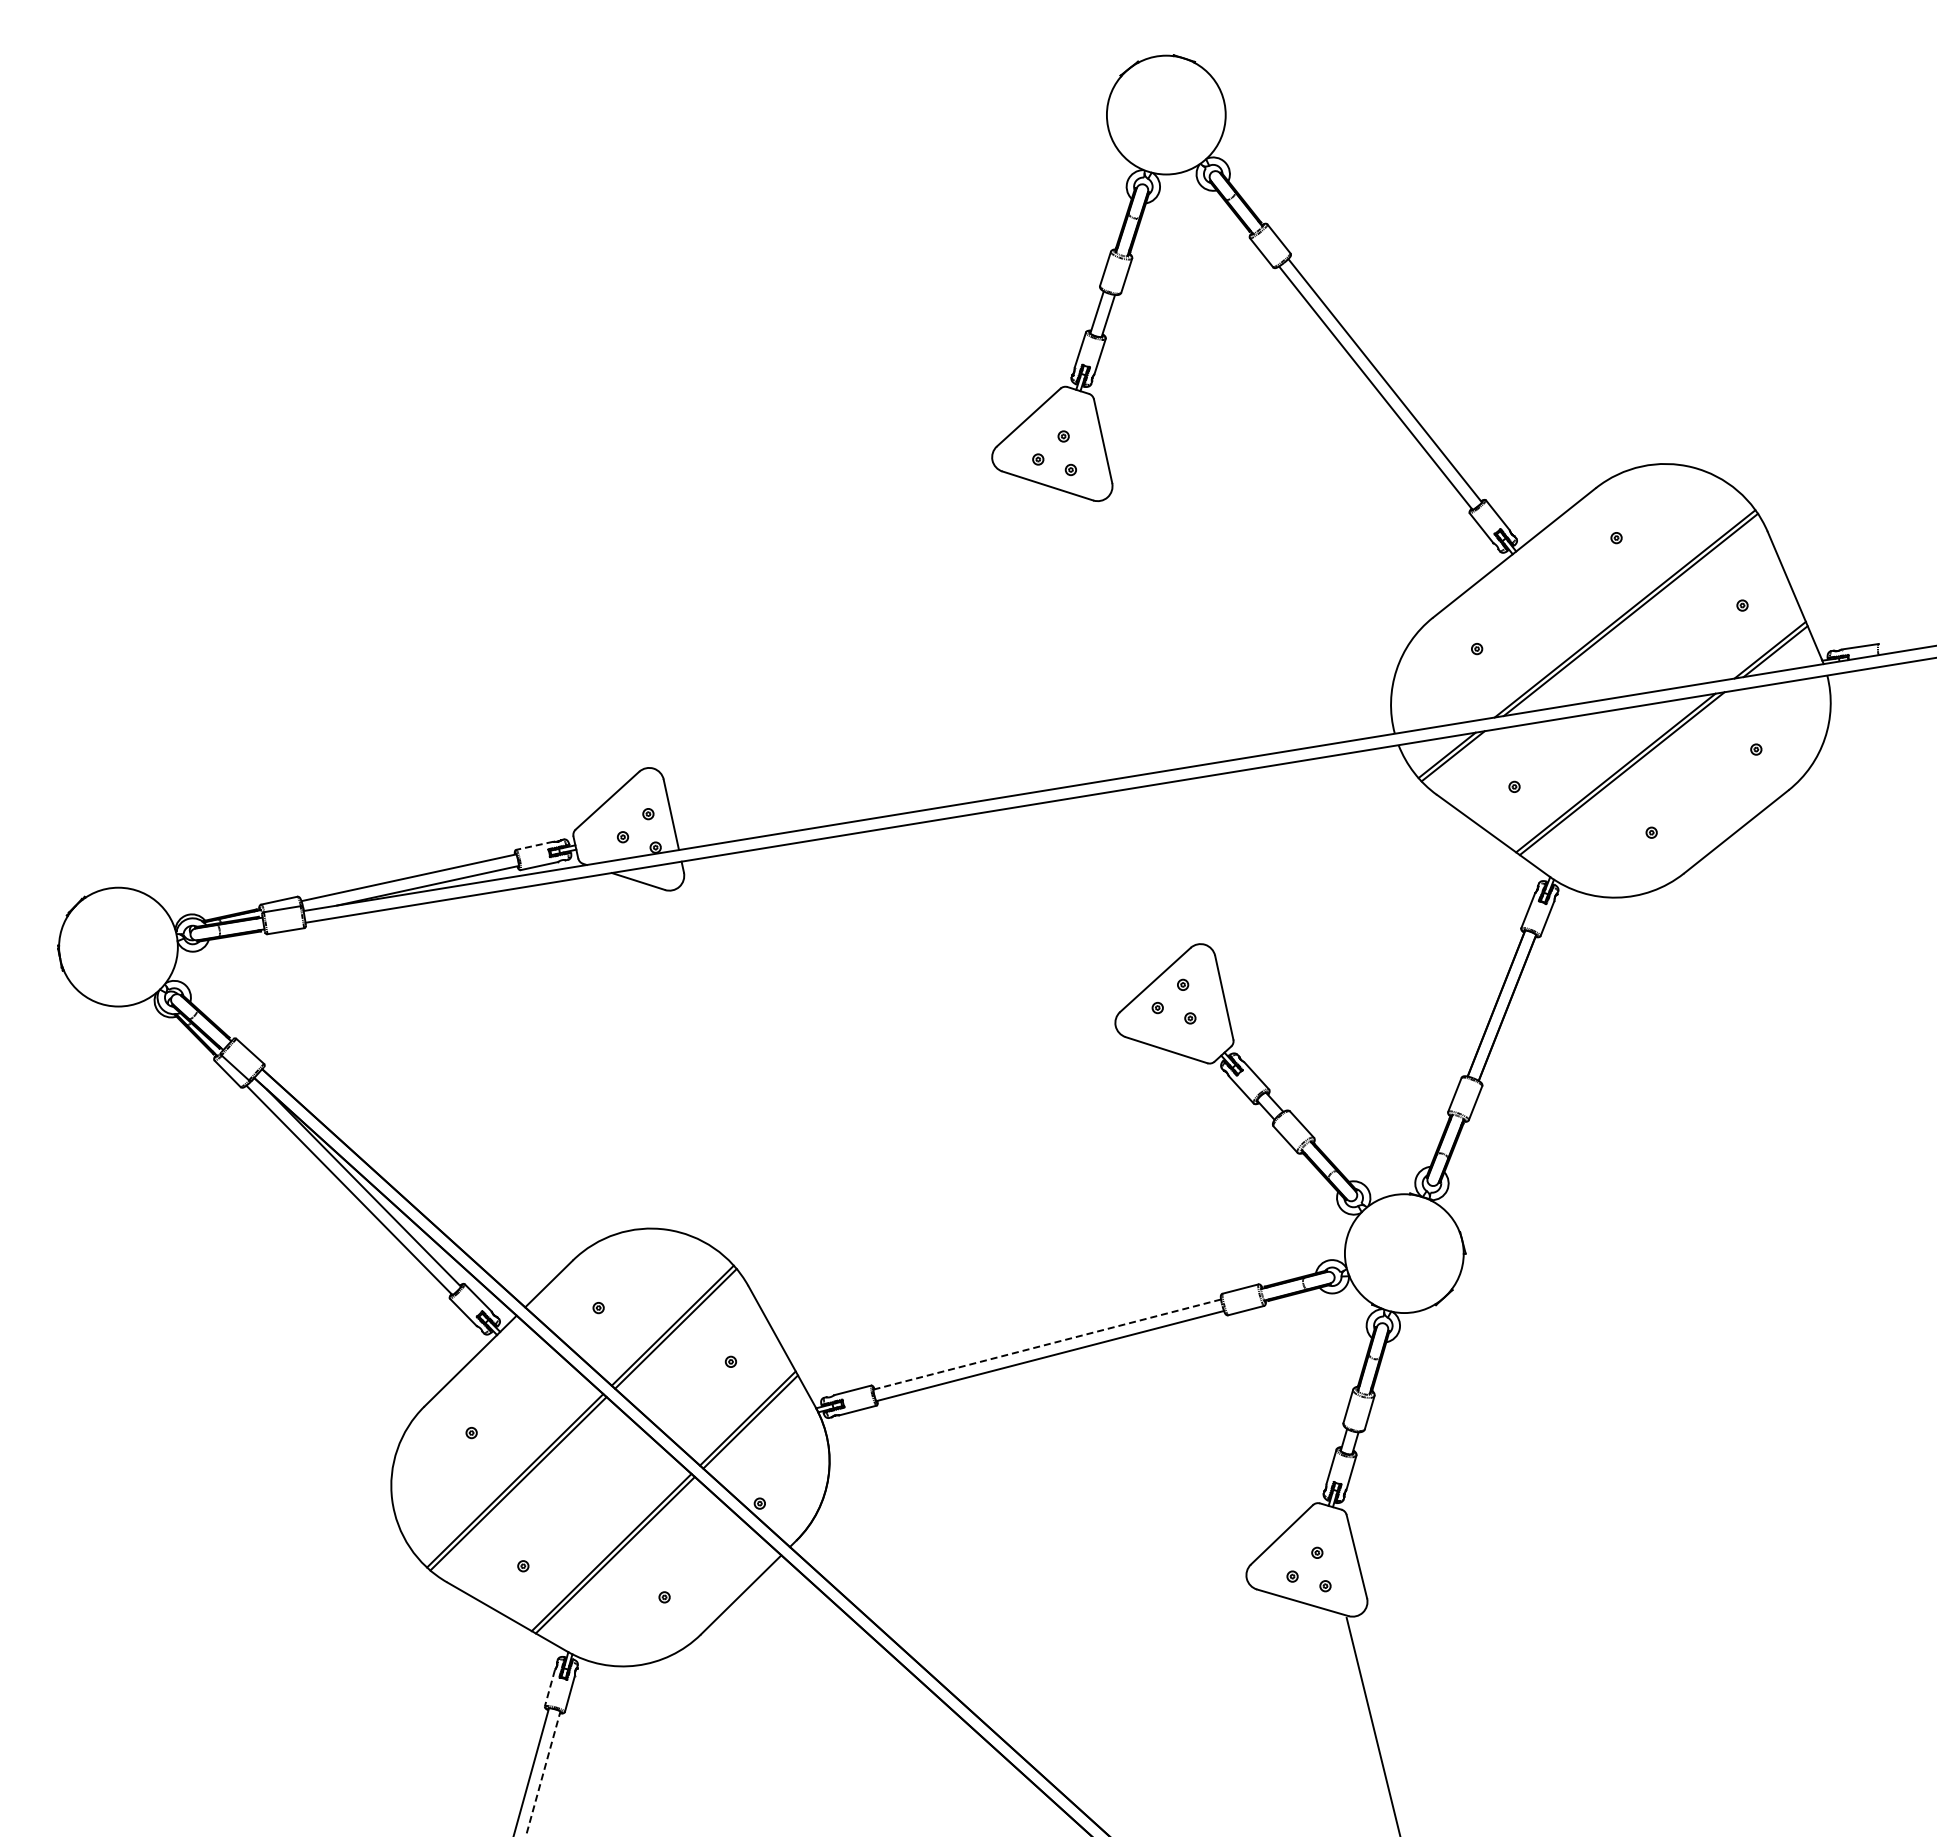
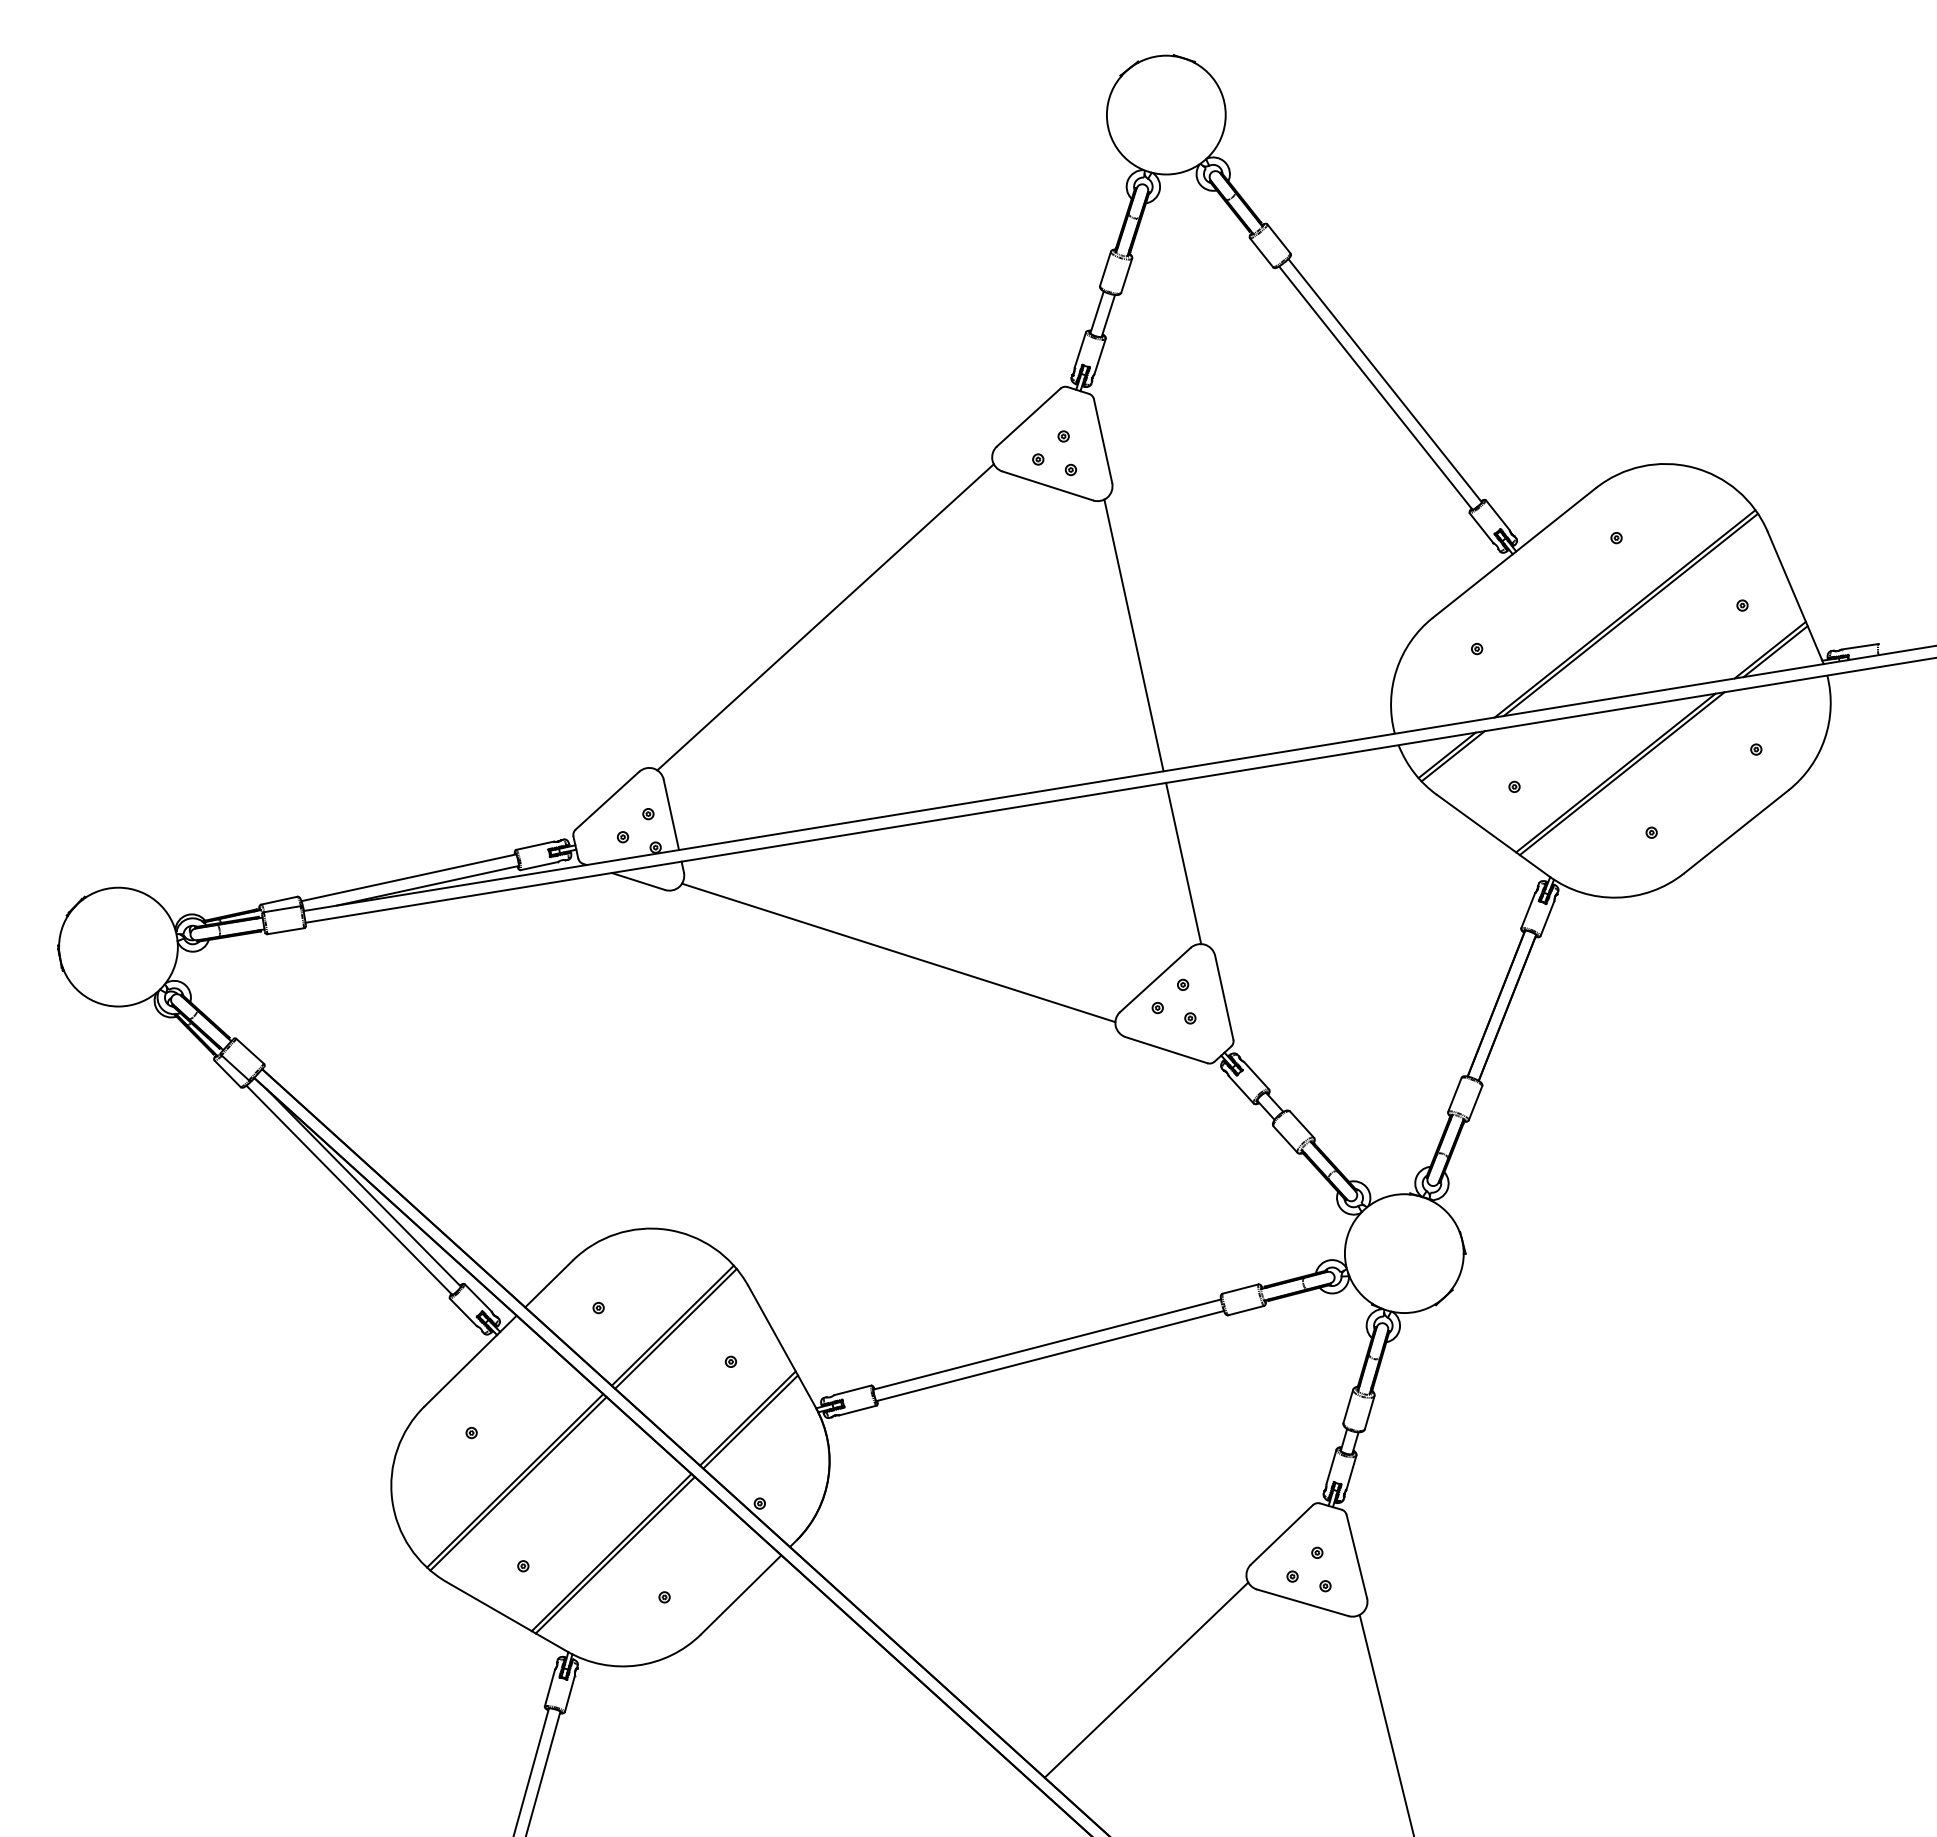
line: none -> present (825, 617)
line: none -> present (1133, 635)
line: dashed -> solid (534, 845)
line: none -> present (1183, 863)
line: none -> present (898, 952)
line: dashed -> solid (1047, 1344)
line: none -> present (1146, 1679)
line: dashed -> solid (549, 1688)
line position: (1372, 1725) -> (1386, 1723) (1386, 1723)
line: dashed -> solid (543, 1773)
